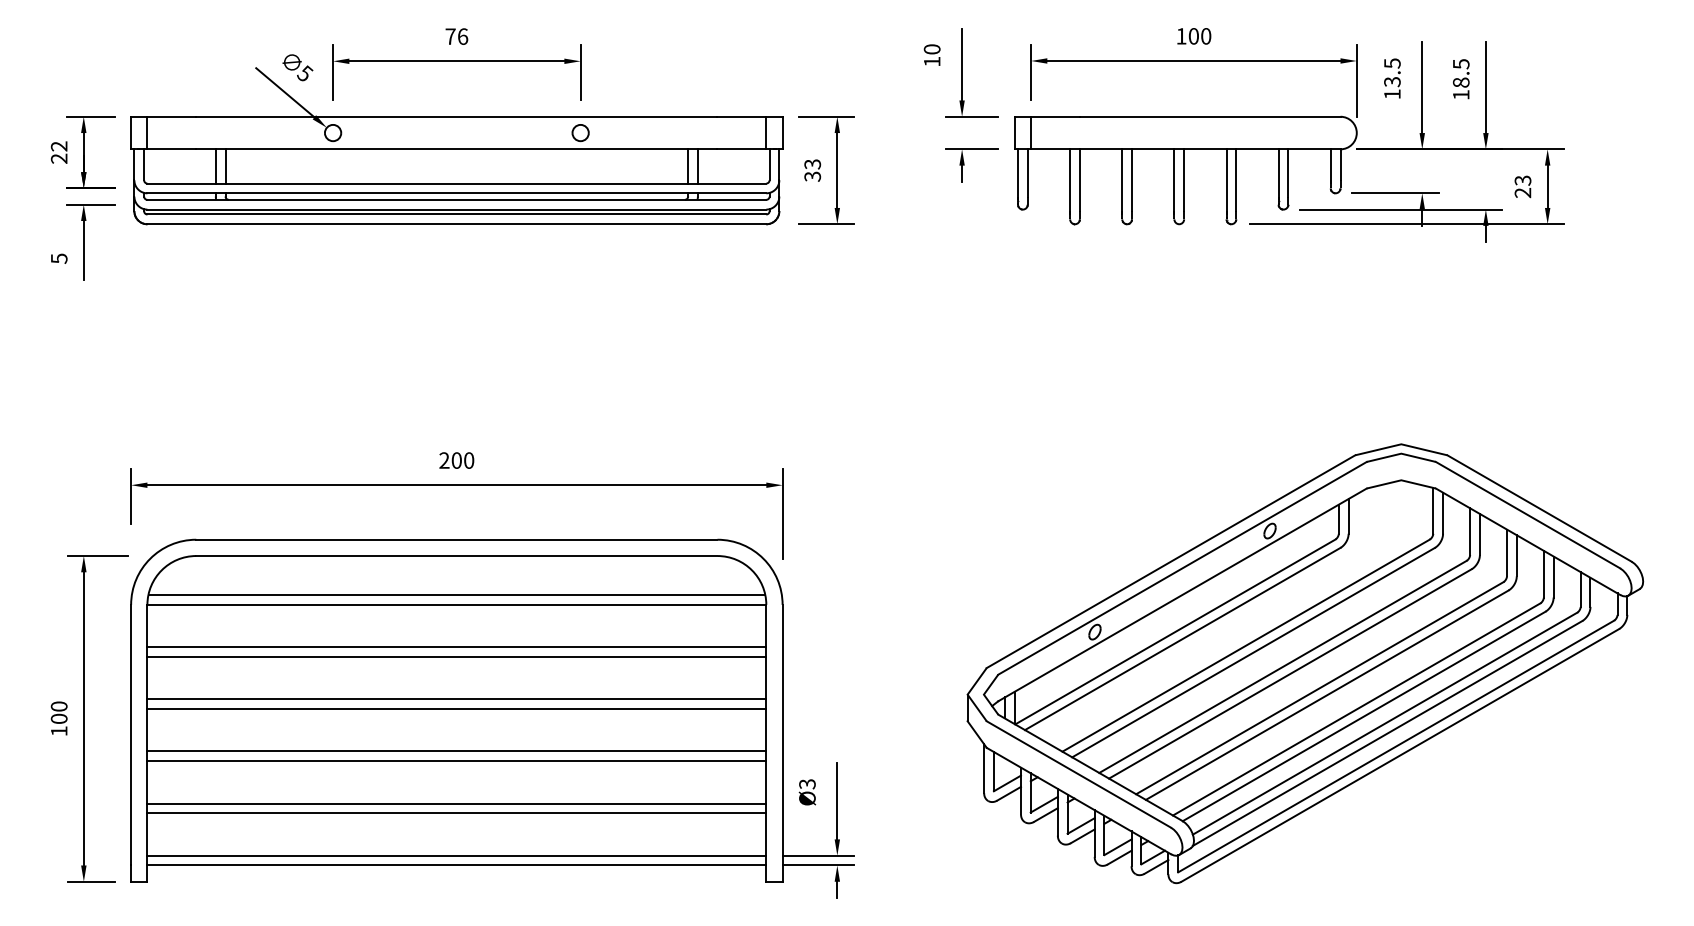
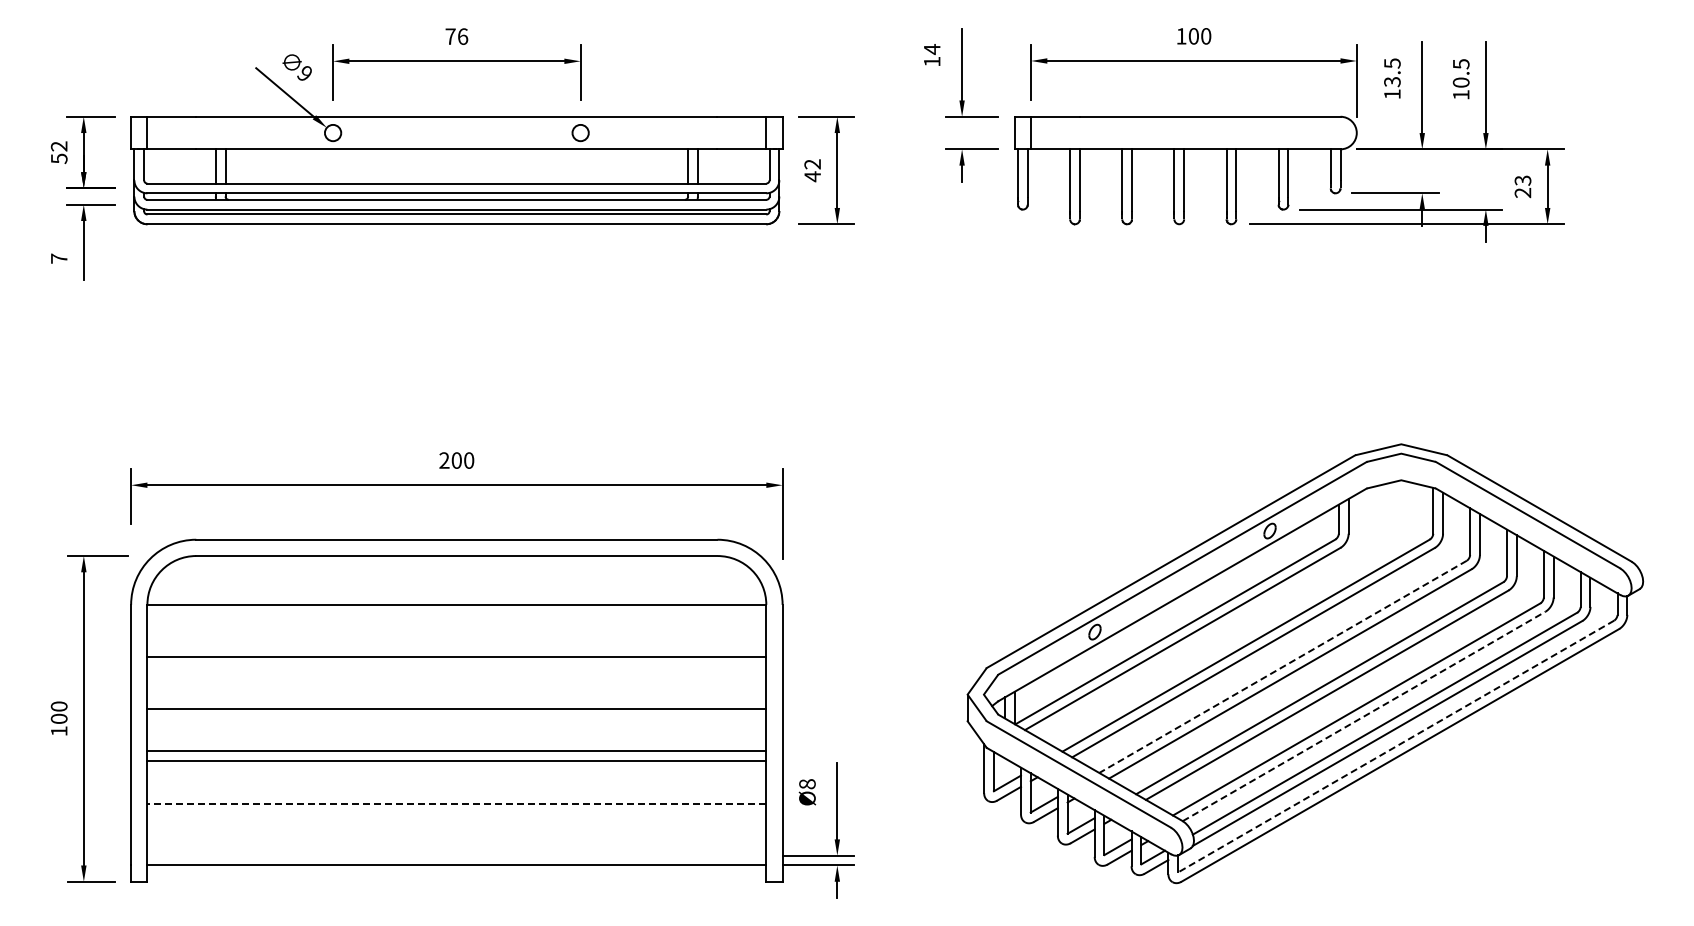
text: 10 -> 14 (931, 49)
text: 5 -> 9 (305, 73)
text: 18.5 -> 10.5 (1461, 82)
text: 22 -> 52 (58, 158)
text: 33 -> 42 (812, 170)
text: 5 -> 7 (59, 258)
line: present -> none (456, 595)
line: present -> none (456, 647)
line: solid -> dashed (1282, 667)
line: present -> none (456, 699)
line: solid -> dashed (1364, 716)
line: solid -> dashed (1396, 746)
text: Ø3 -> Ø8 (807, 784)
line: solid -> dashed (456, 803)
line: present -> none (456, 813)
line: present -> none (456, 855)
